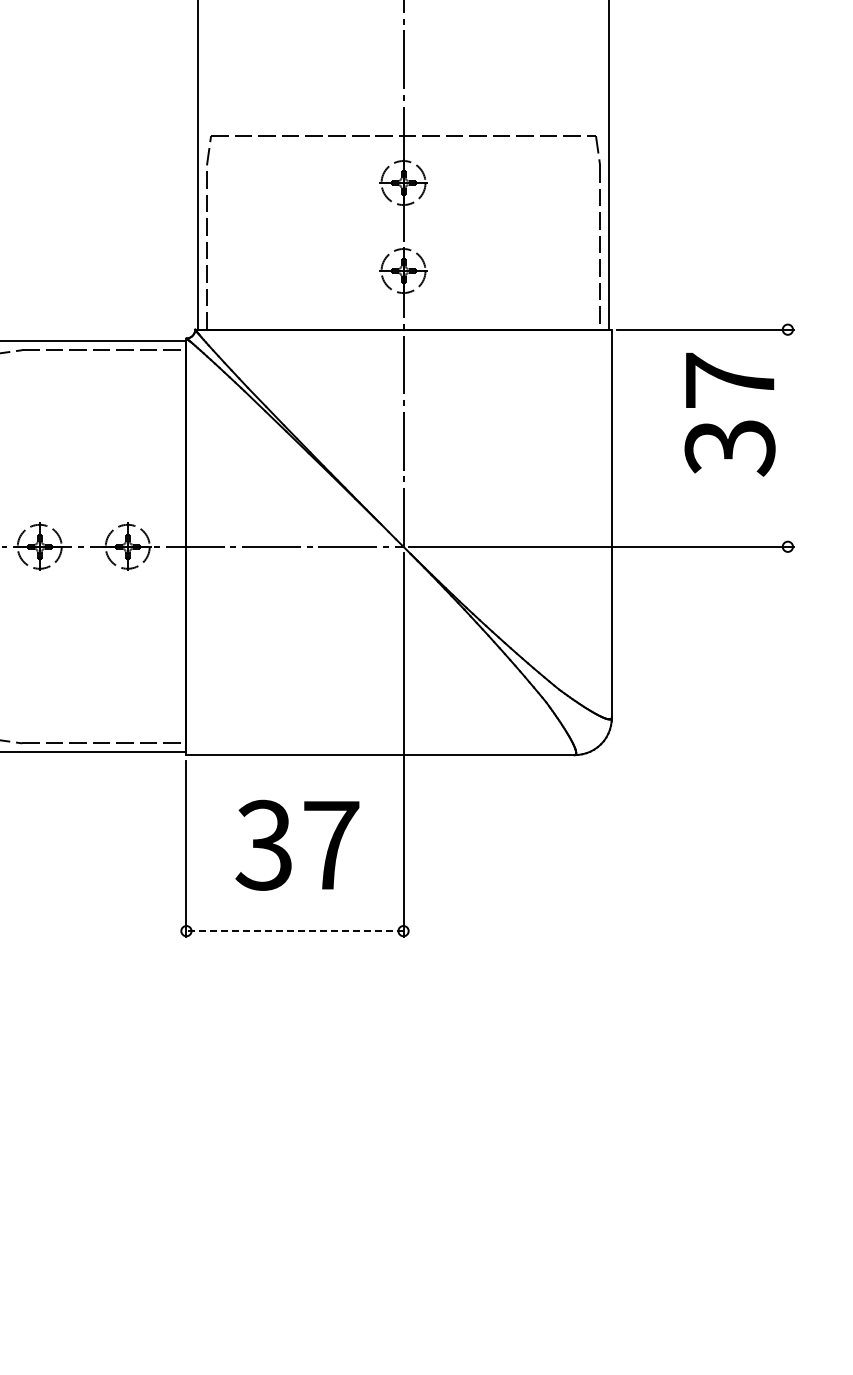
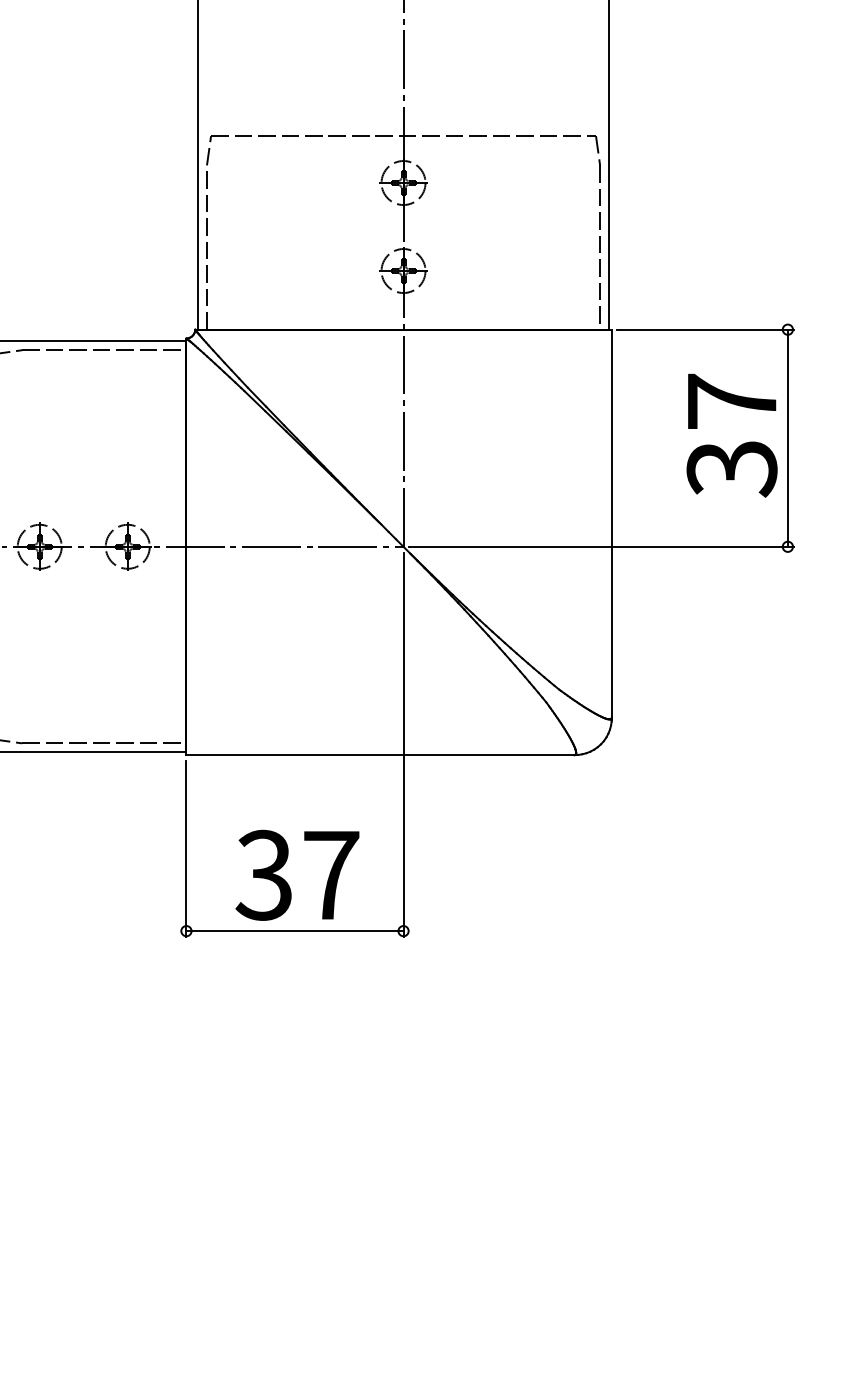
text position: (729, 414) -> (731, 435) (731, 435)
line: none -> present (787, 437)
text position: (297, 844) -> (297, 874) (297, 874)
line: dashed -> solid (295, 931)
